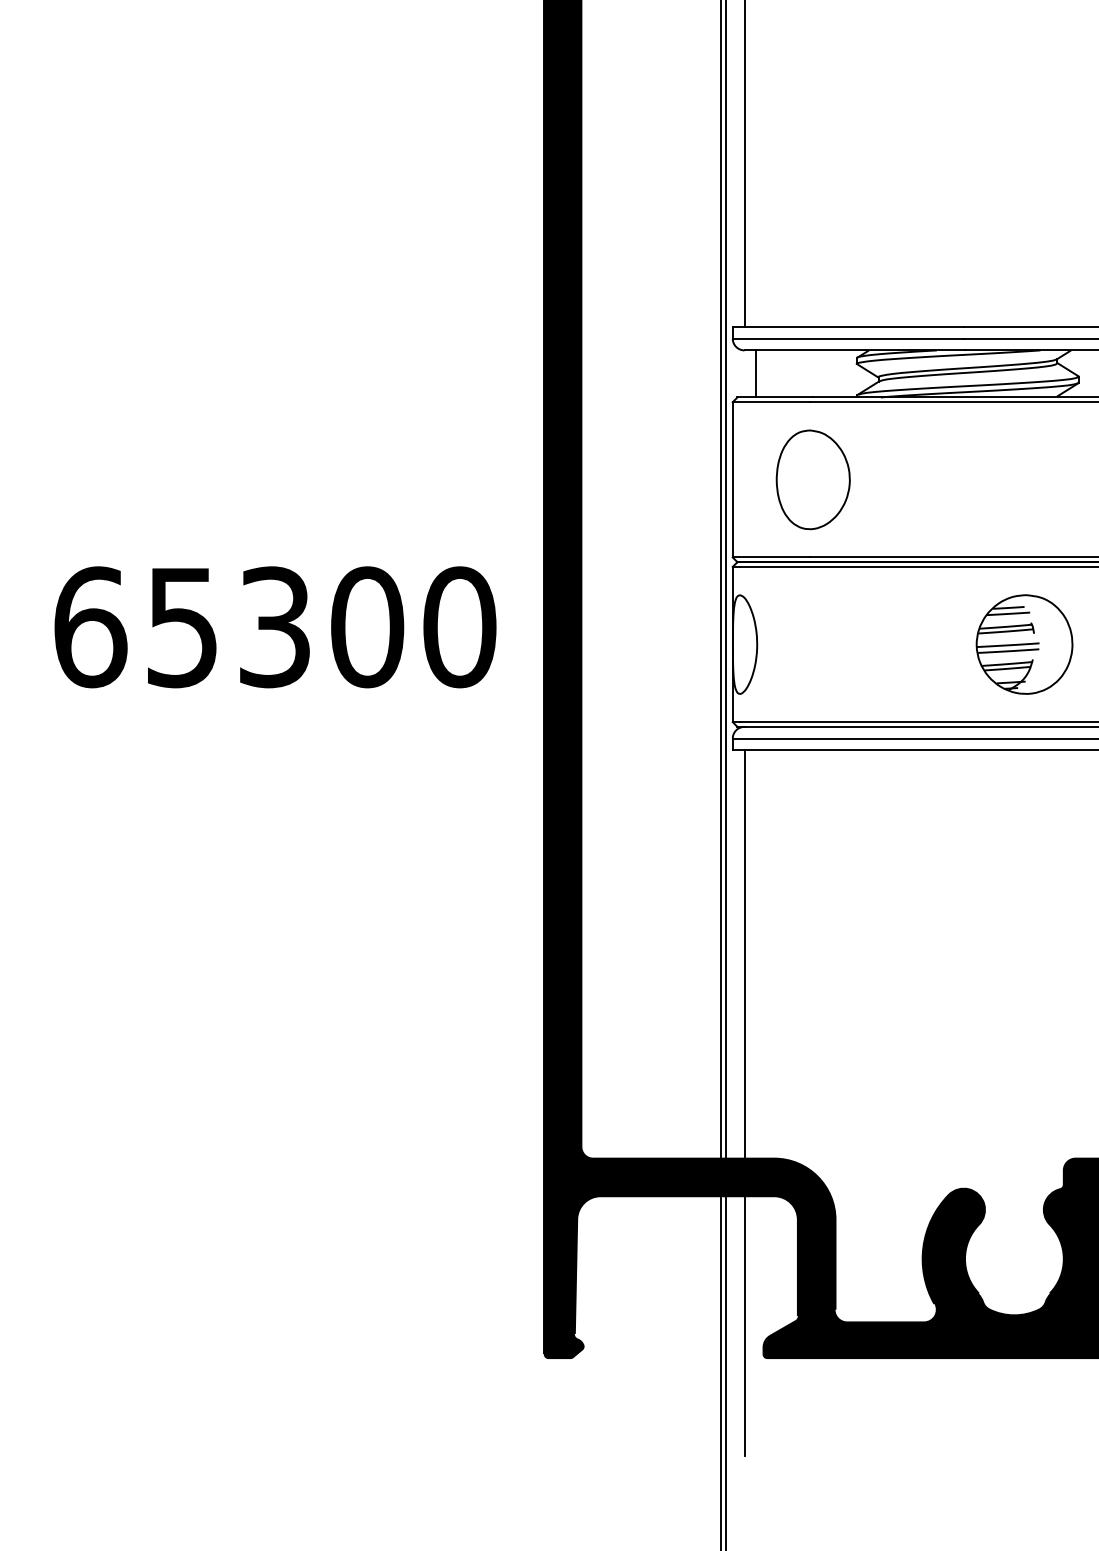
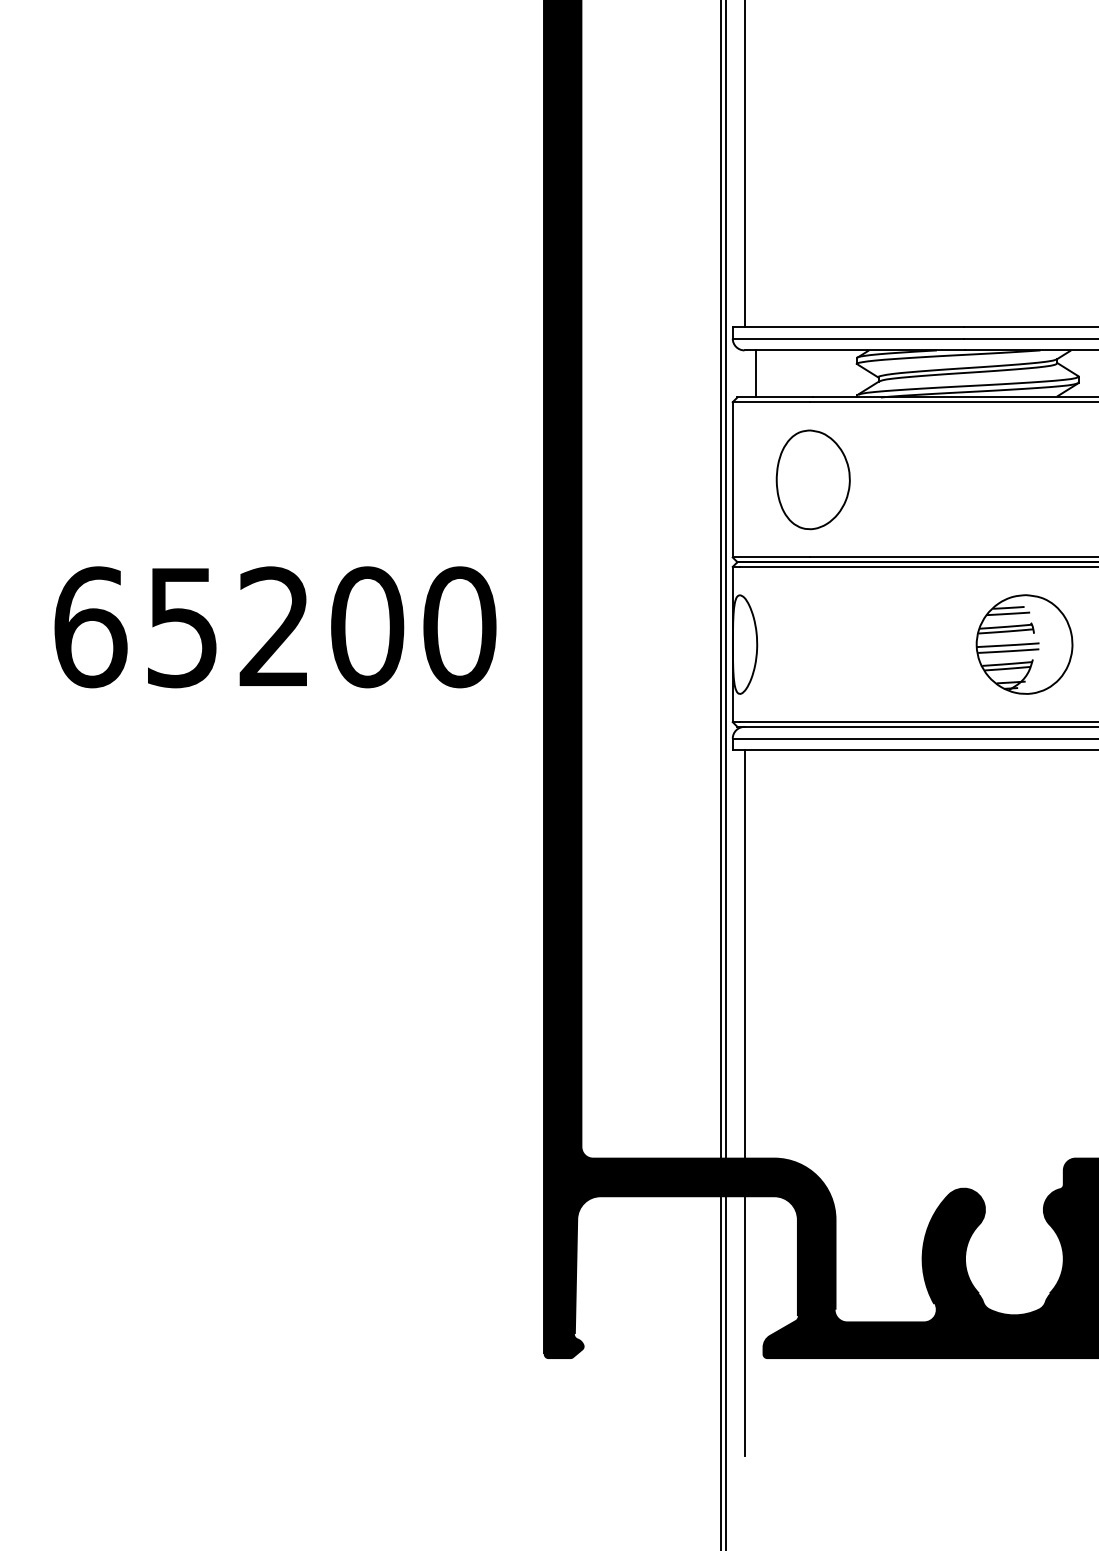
text: 65300 -> 65200 (274, 627)
